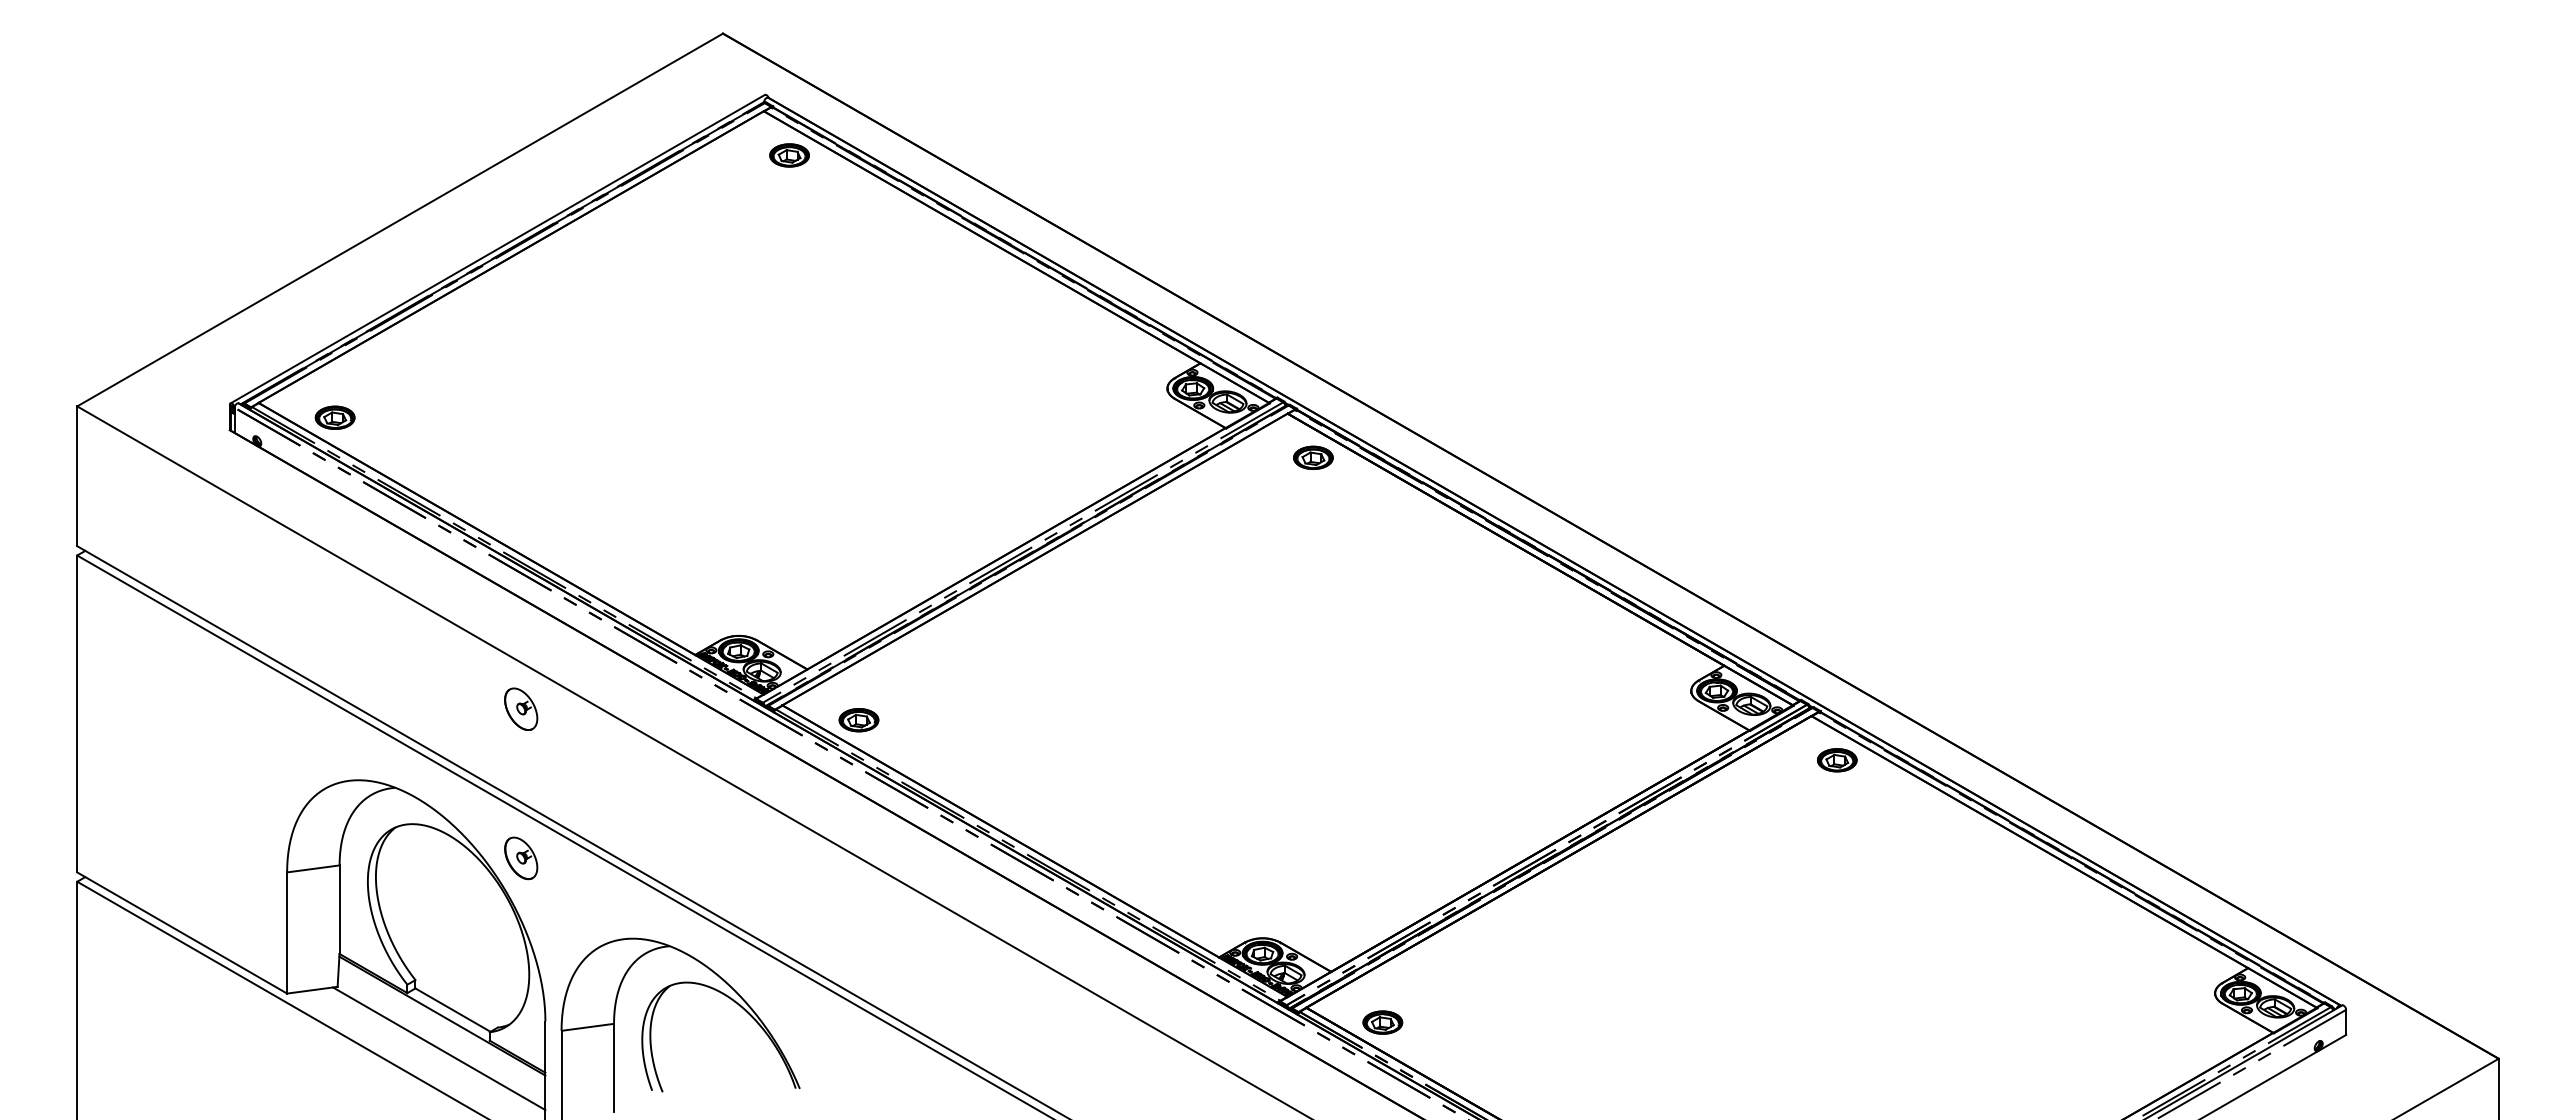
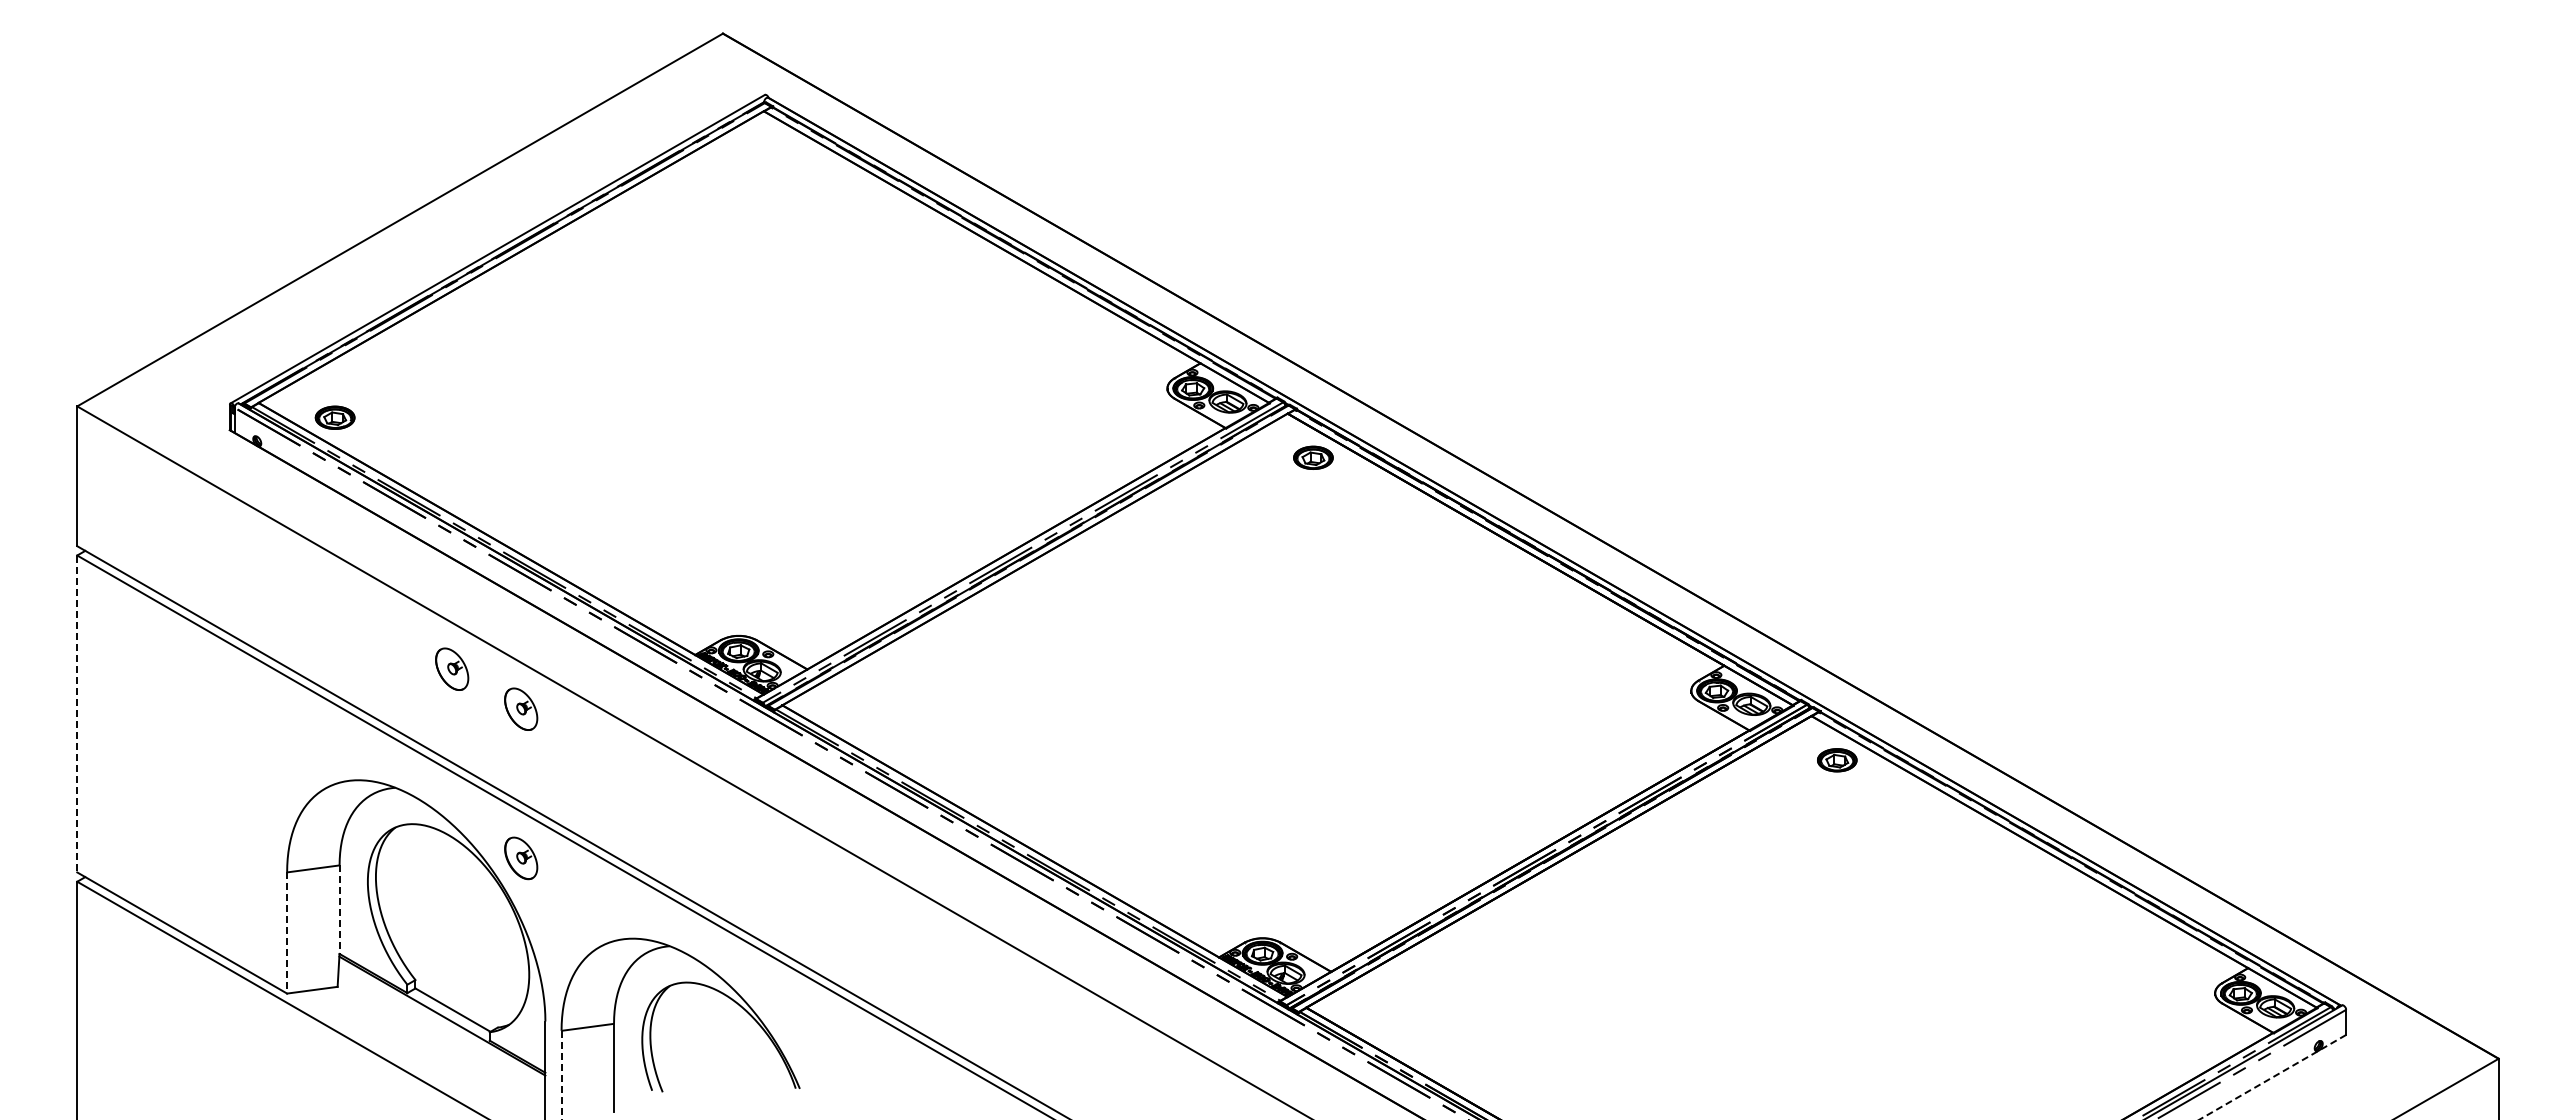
part: present -> none (789, 155)
part: none -> present (452, 668)
line: solid -> dashed (77, 714)
part: present -> none (858, 720)
line: solid -> dashed (339, 910)
line: solid -> dashed (287, 933)
part: present -> none (1382, 1022)
line: present -> none (439, 1048)
line: solid -> dashed (561, 1075)
line: solid -> dashed (2272, 1077)
